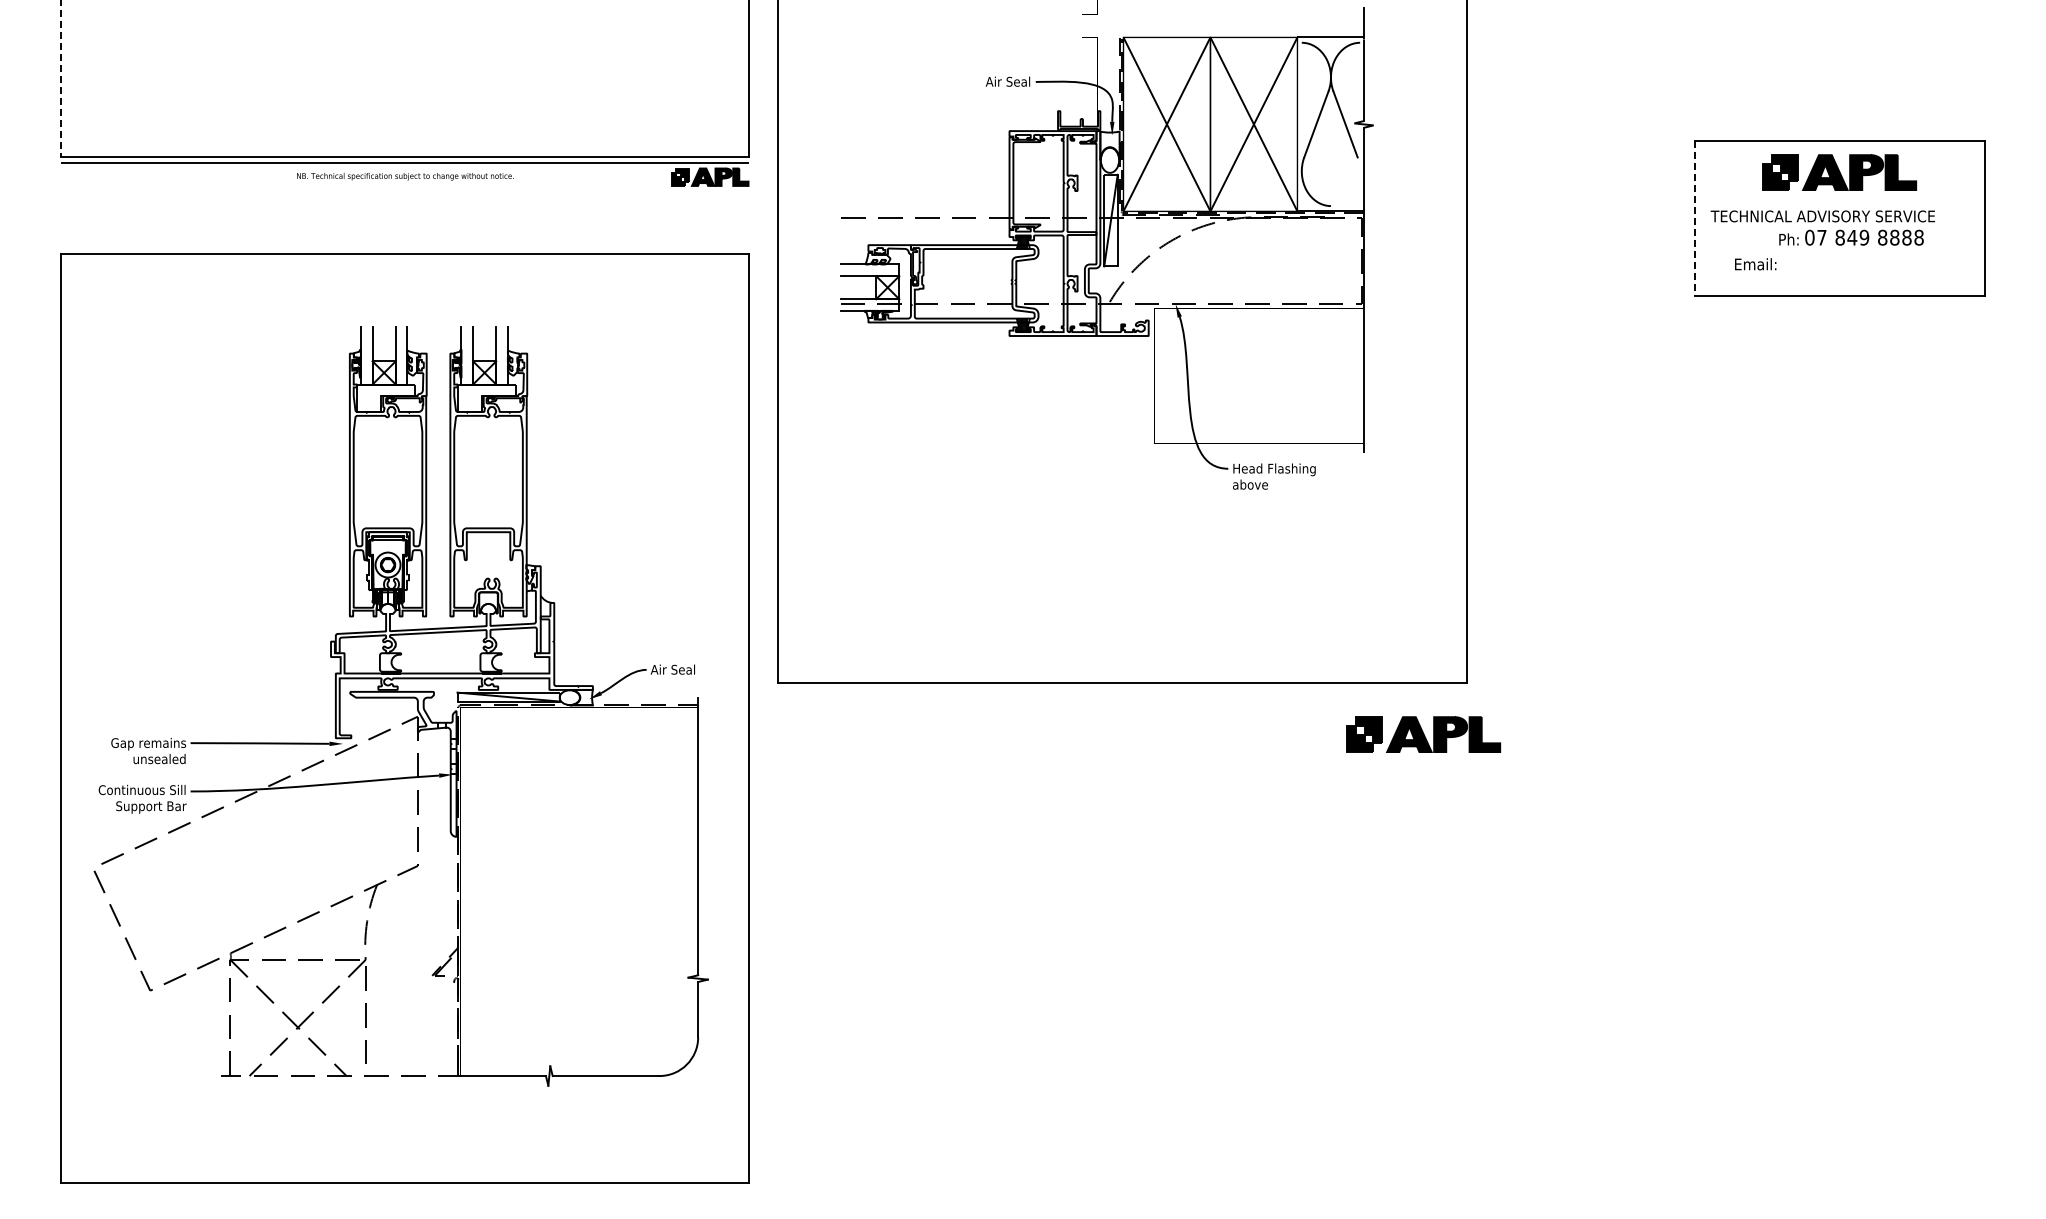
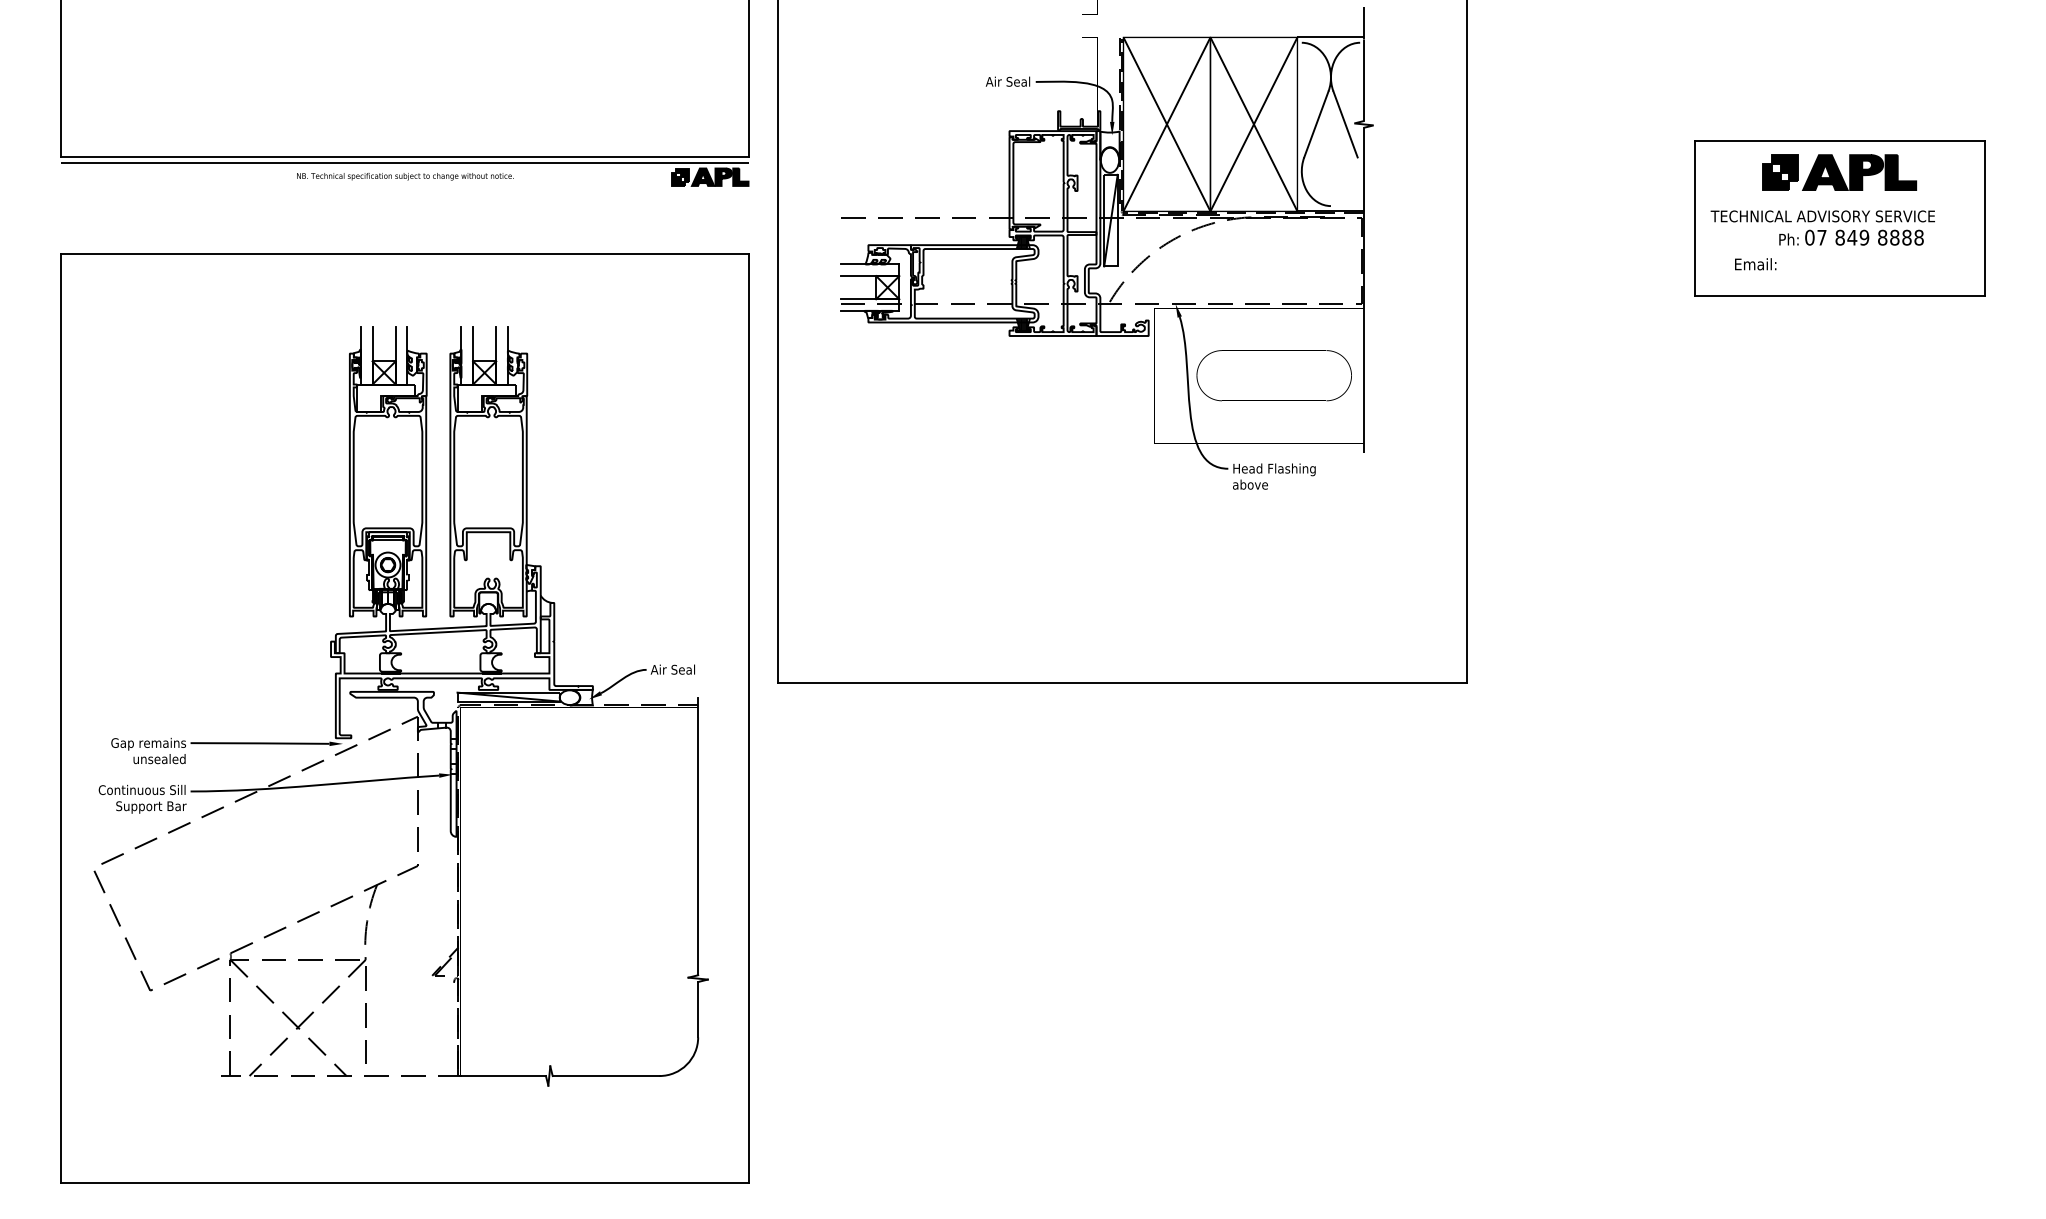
line: dashed -> solid (61, 79)
line: dashed -> solid (1694, 219)
part: none -> present (1273, 375)
part: present -> none (1423, 734)
